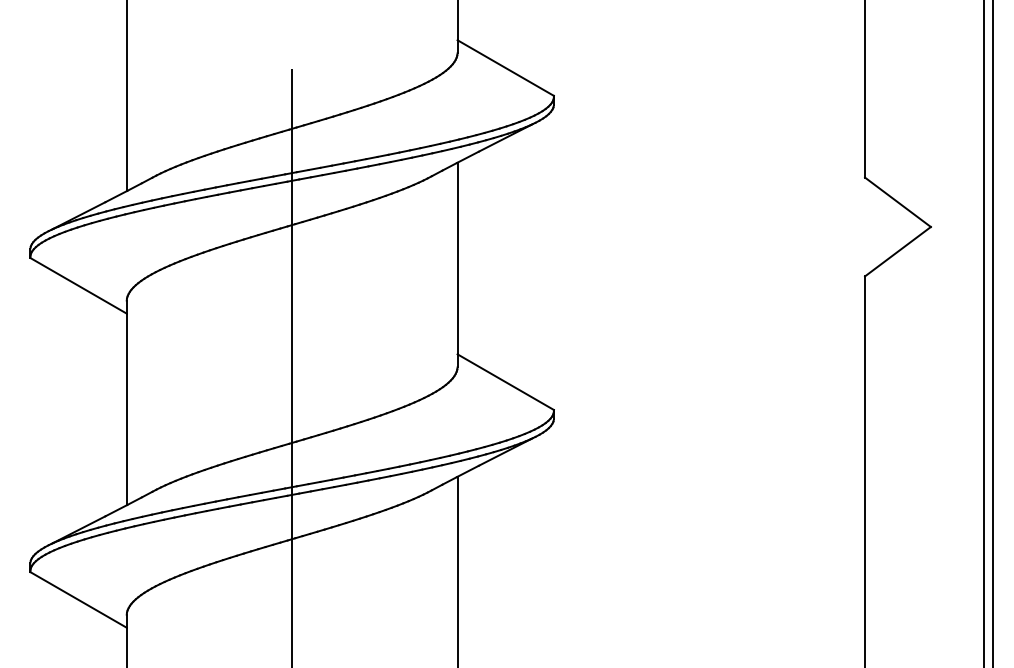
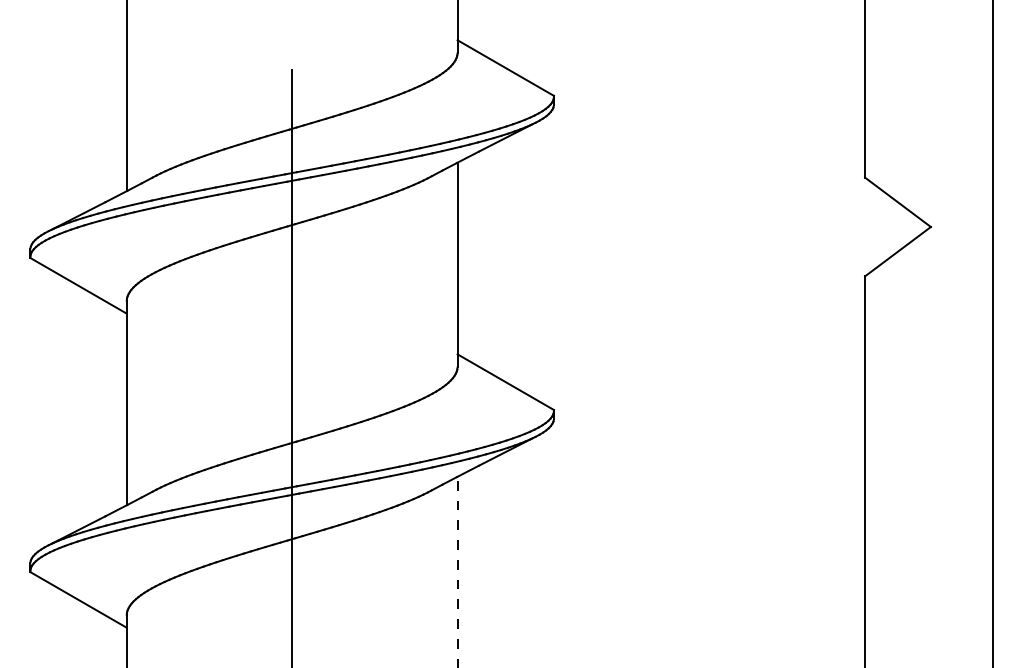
line: present -> none (983, 333)
line: solid -> dashed (457, 571)
